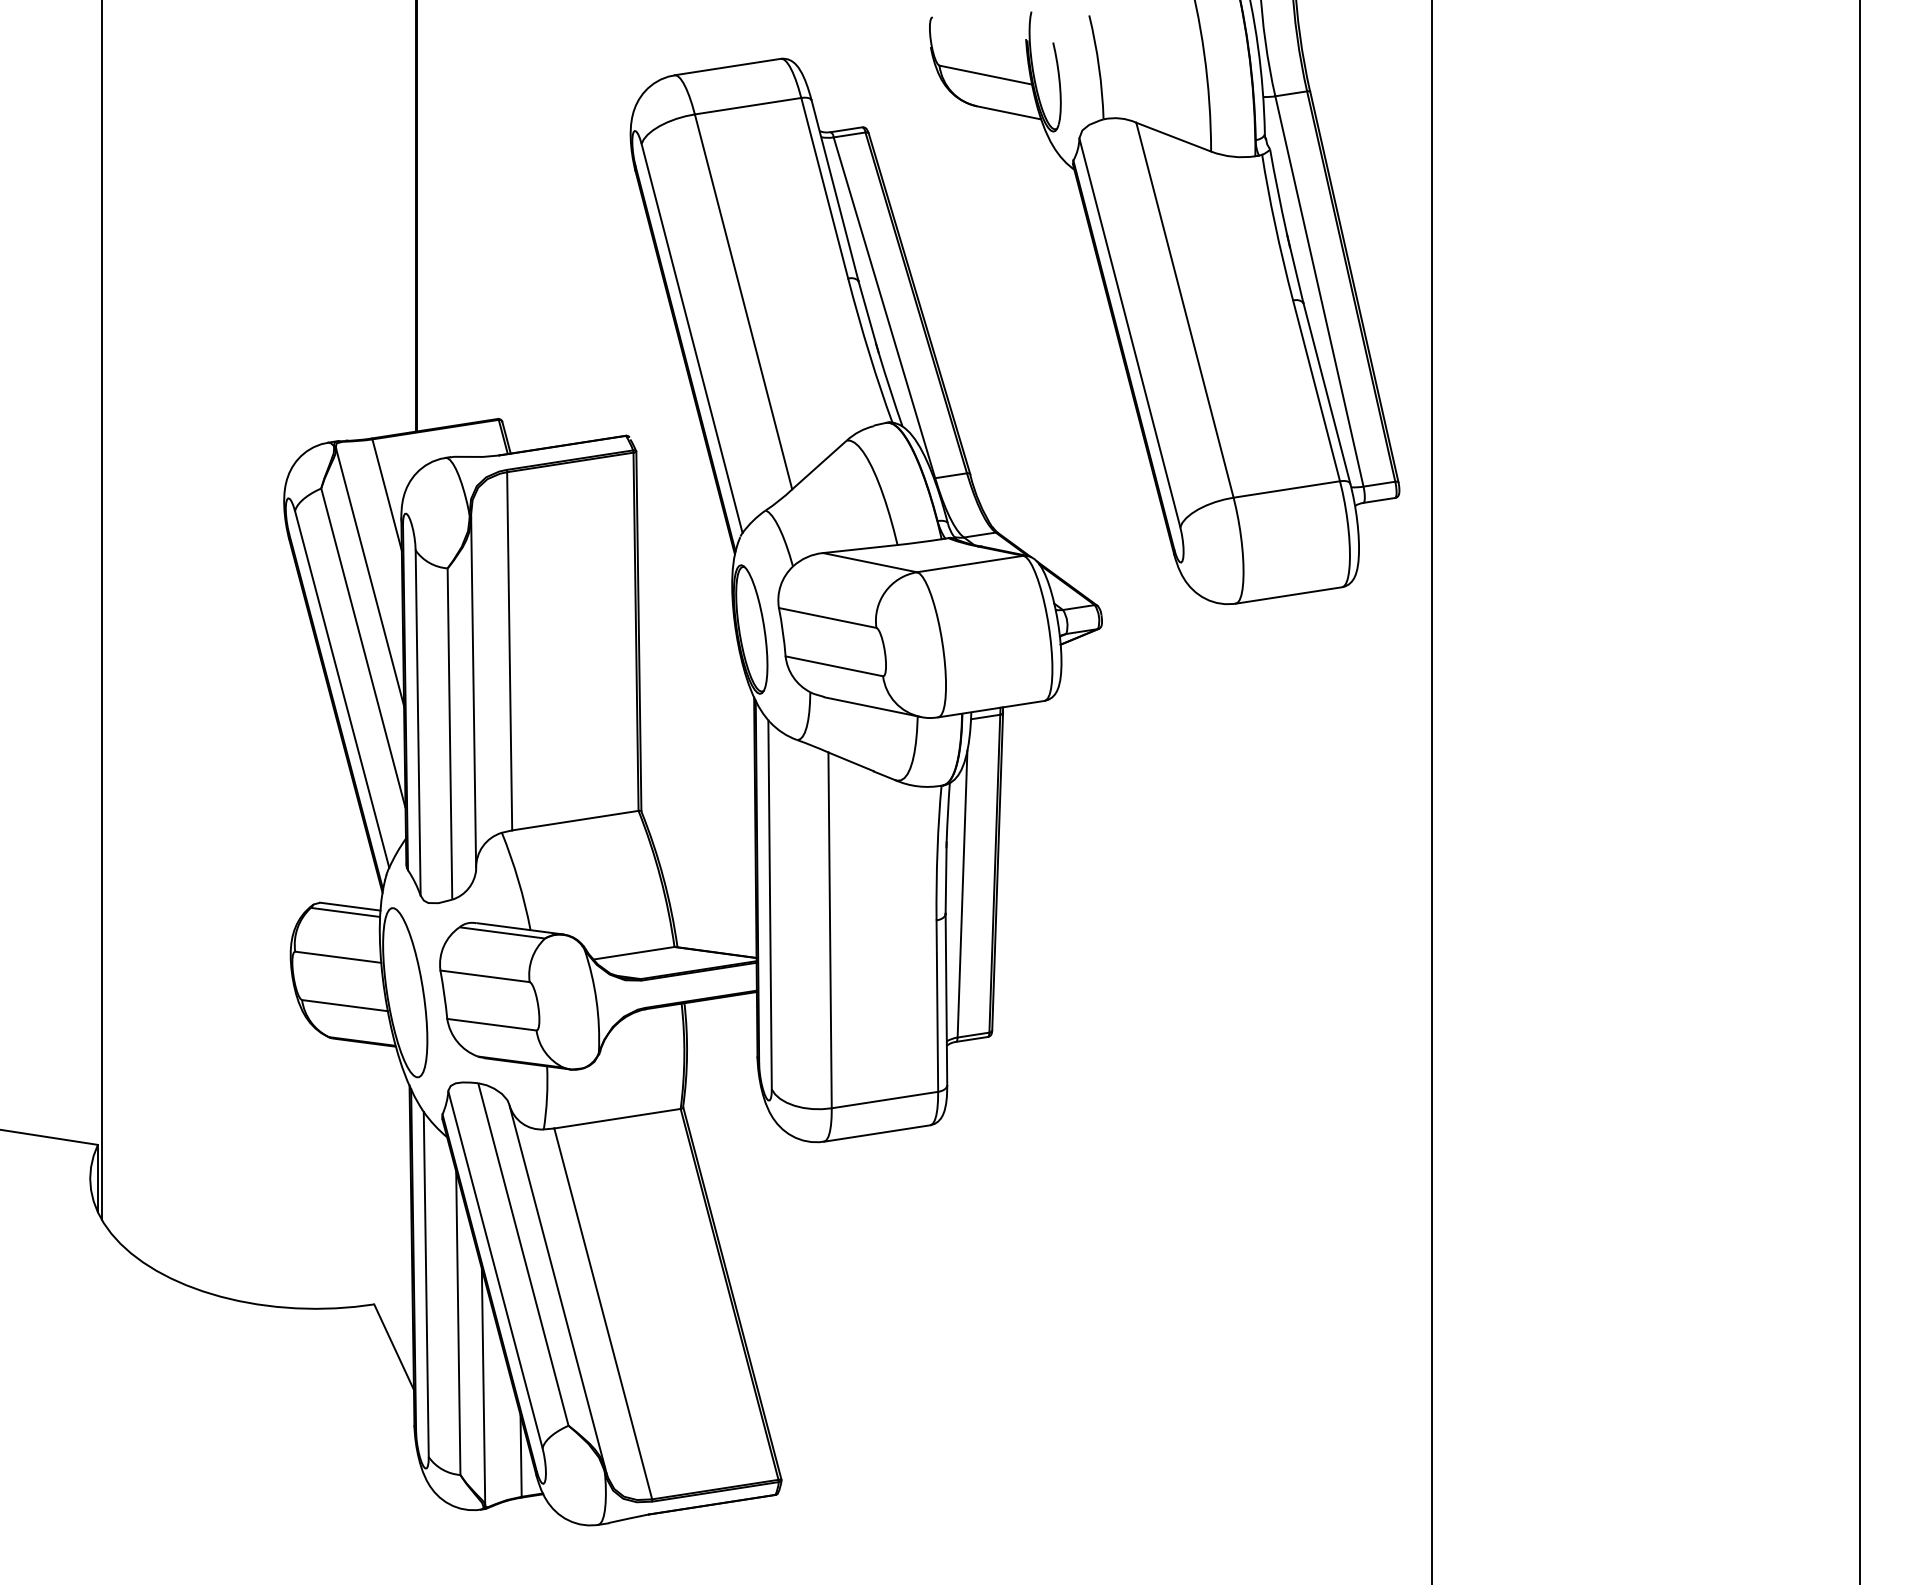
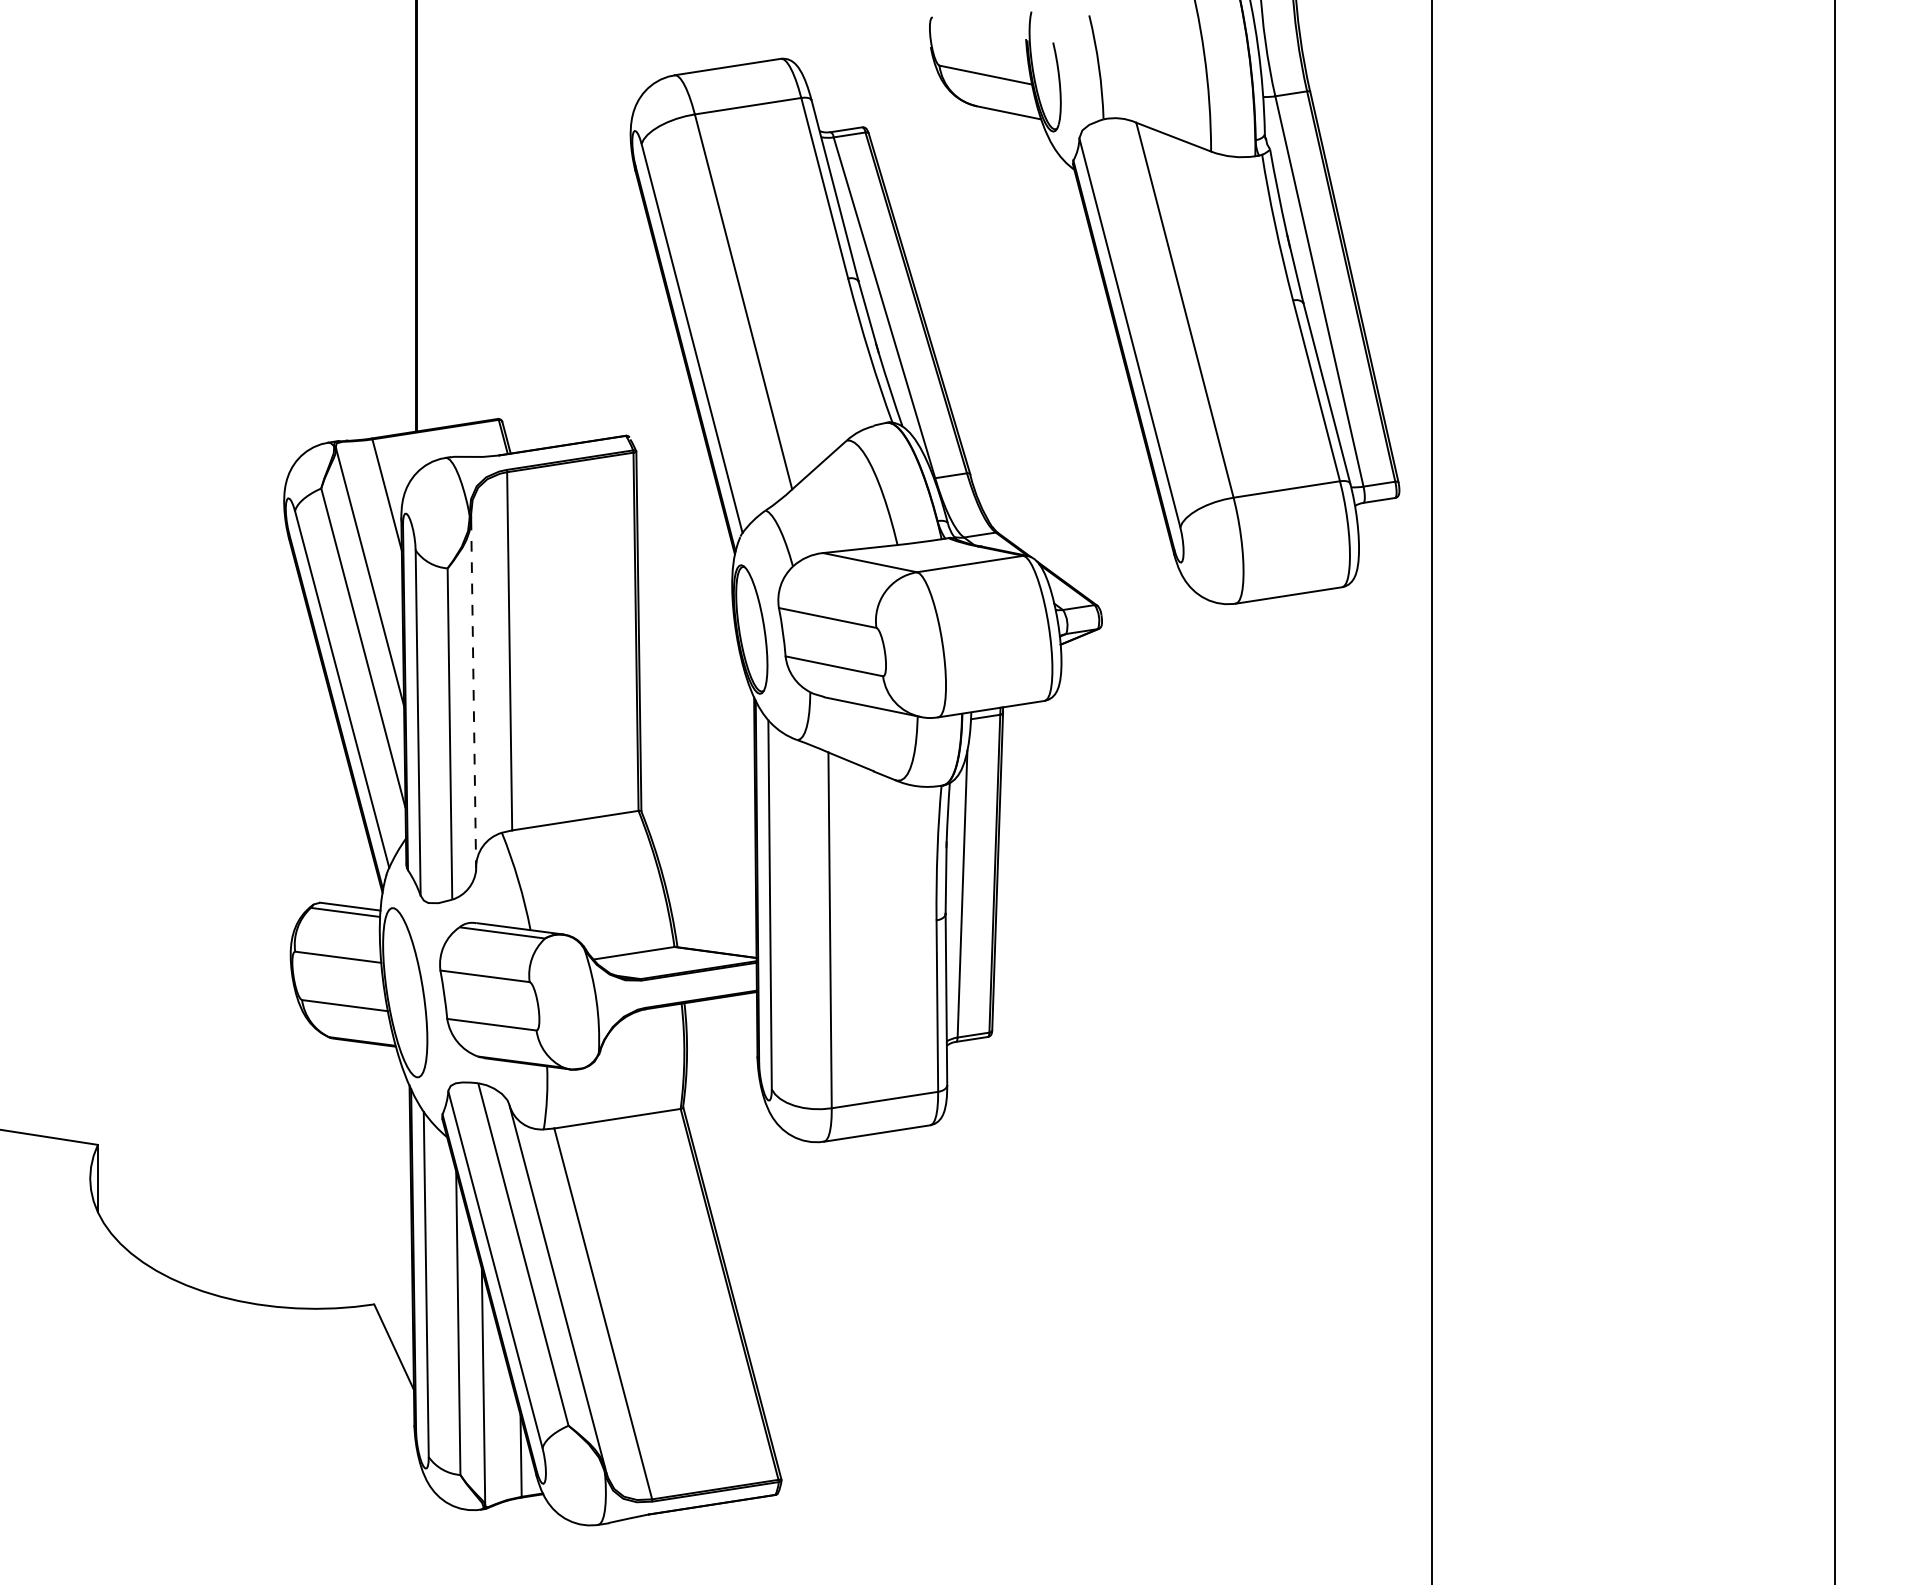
line: present -> none (101, 610)
line: solid -> dashed (473, 695)
line position: (1860, 791) -> (1835, 791) (1835, 791)
